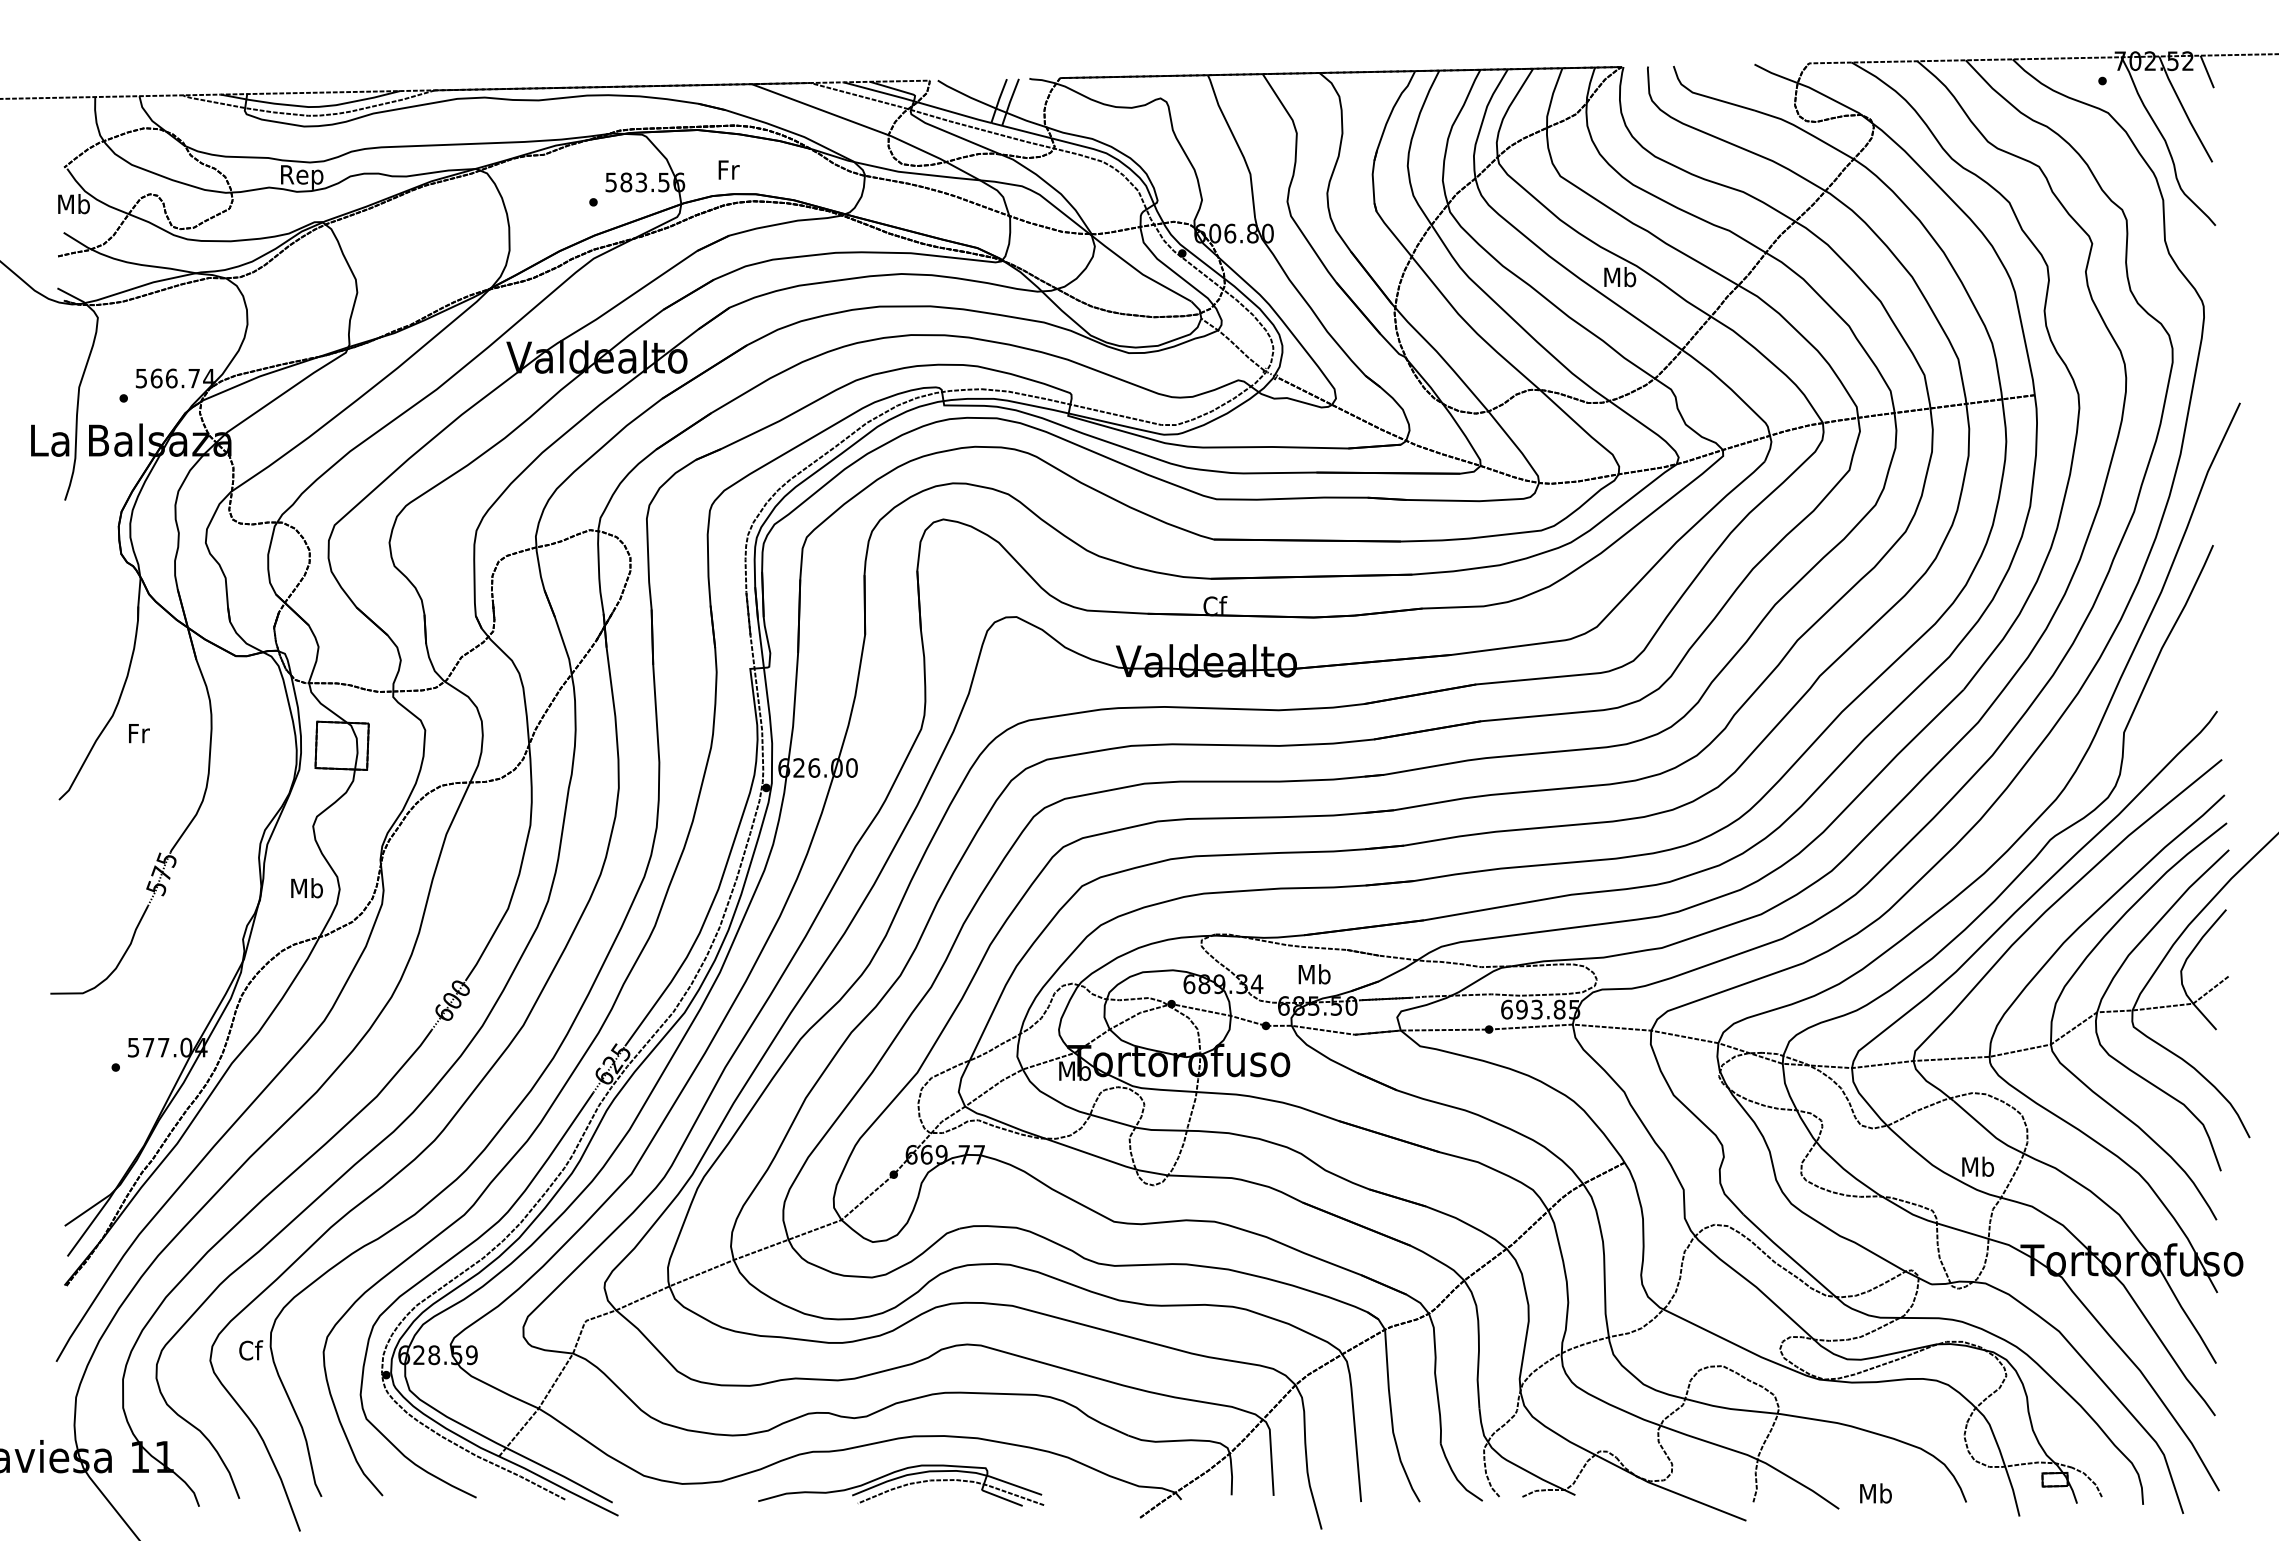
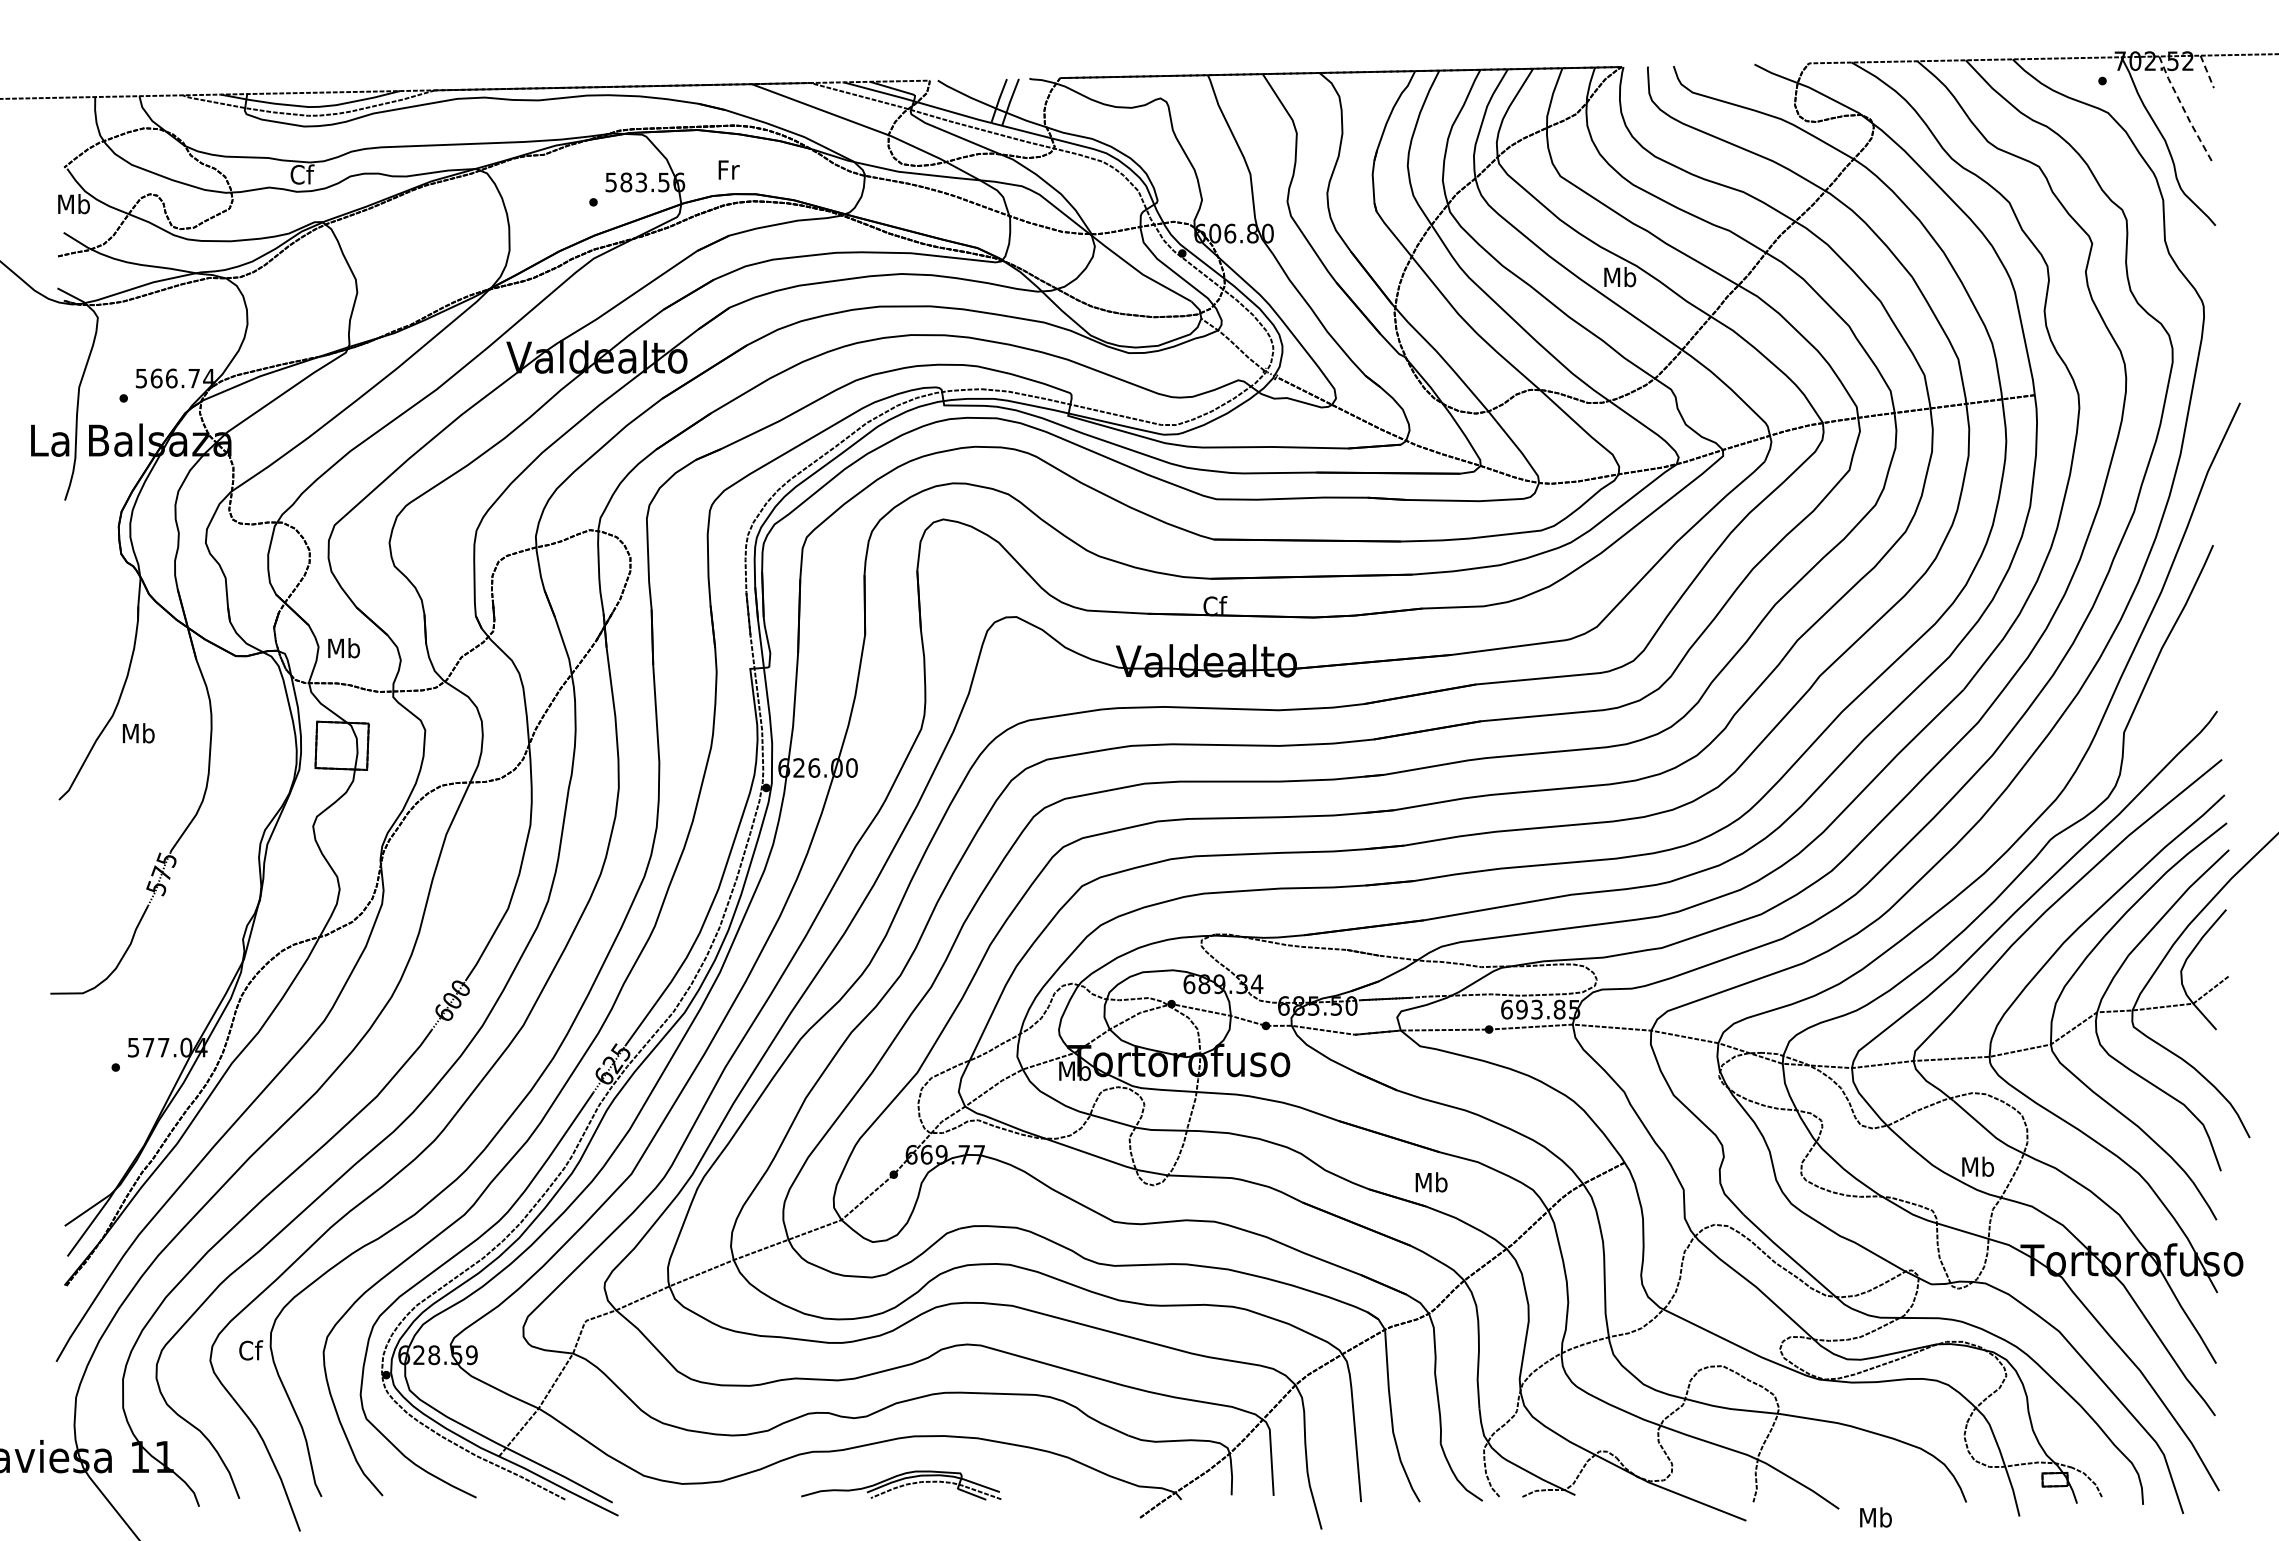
line: solid -> dashed (2207, 71)
line: solid -> dashed (2184, 110)
text: Rep -> Cf (302, 176)
text: Fr -> Mb (138, 733)
text position: (306, 888) -> (343, 648) (343, 648)
text position: (1314, 974) -> (1431, 1182) (1431, 1182)
part size: 287x43 px -> 201x31 px (901, 1485)
text position: (1875, 1493) -> (1875, 1517) (1875, 1517)
